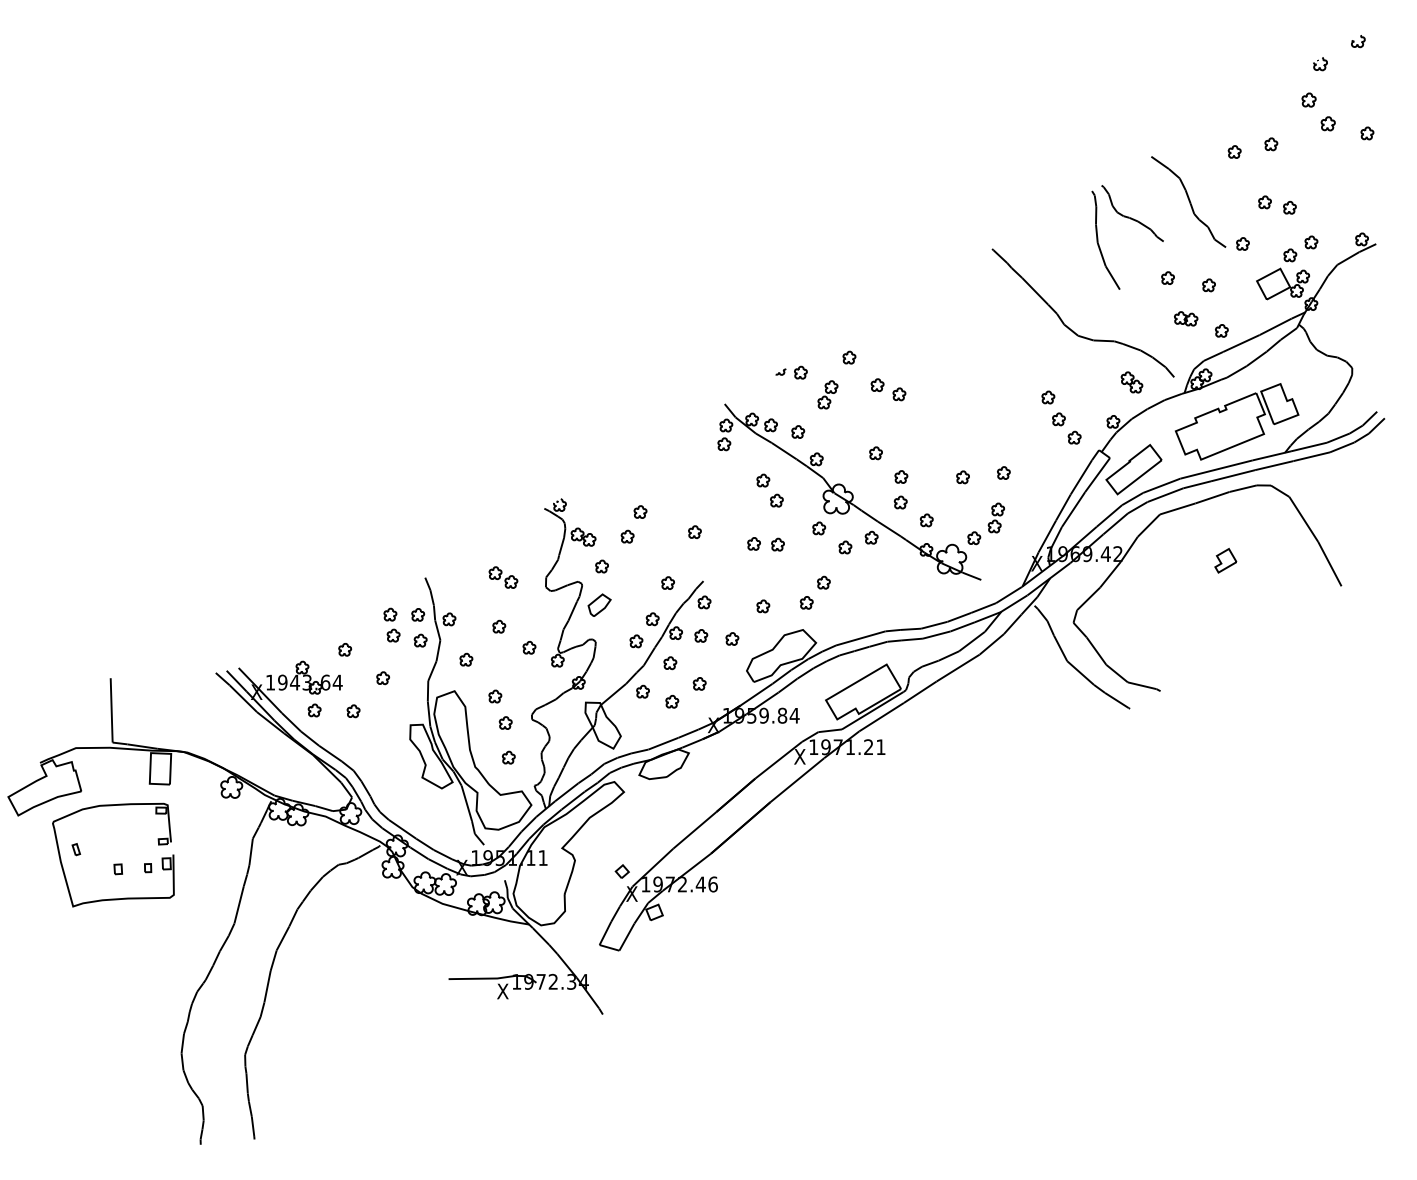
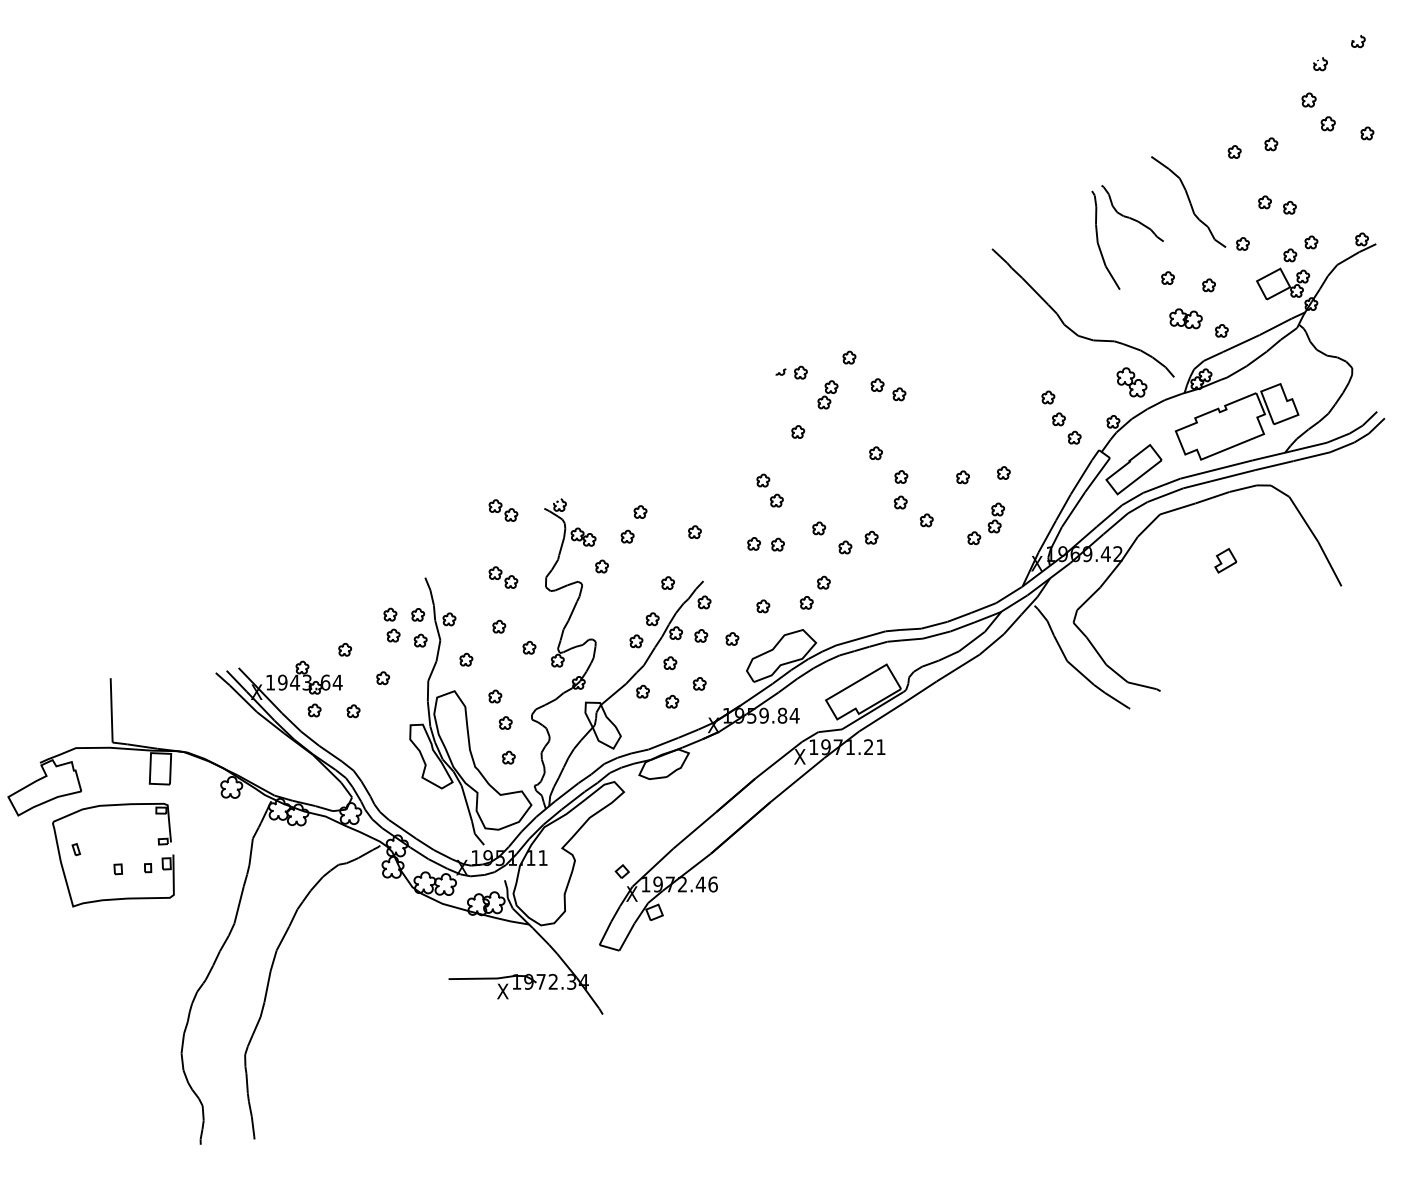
part size: 25x16 px -> 34x22 px (1185, 318)
part size: 24x23 px -> 32x31 px (1131, 382)
part: present -> none (849, 491)
part: none -> present (503, 510)
part: present -> none (599, 604)
